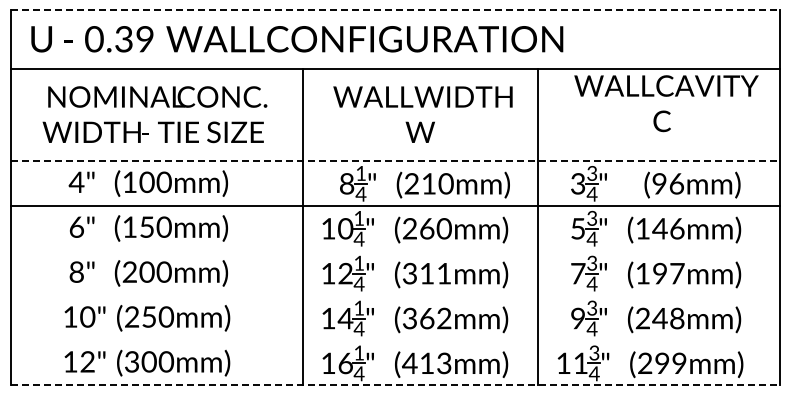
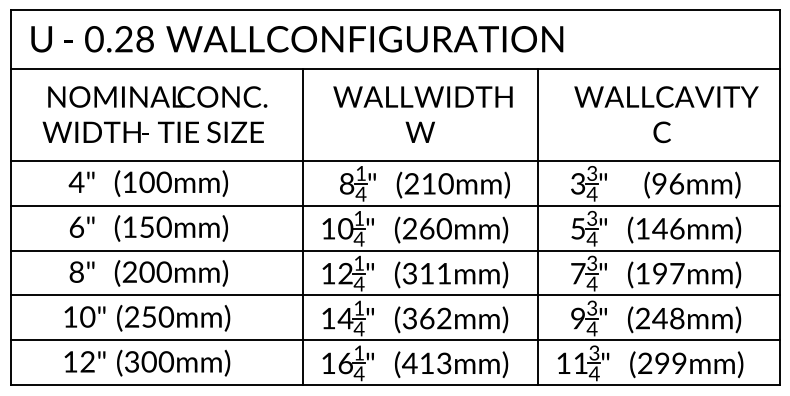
line: dashed -> solid (395, 10)
text: 0.39 -> 0.28 (134, 39)
text position: (666, 103) -> (666, 114) (666, 114)
line: dashed -> solid (395, 160)
line: none -> present (395, 250)
line: none -> present (395, 295)
line: none -> present (395, 340)
line: dashed -> solid (395, 385)
